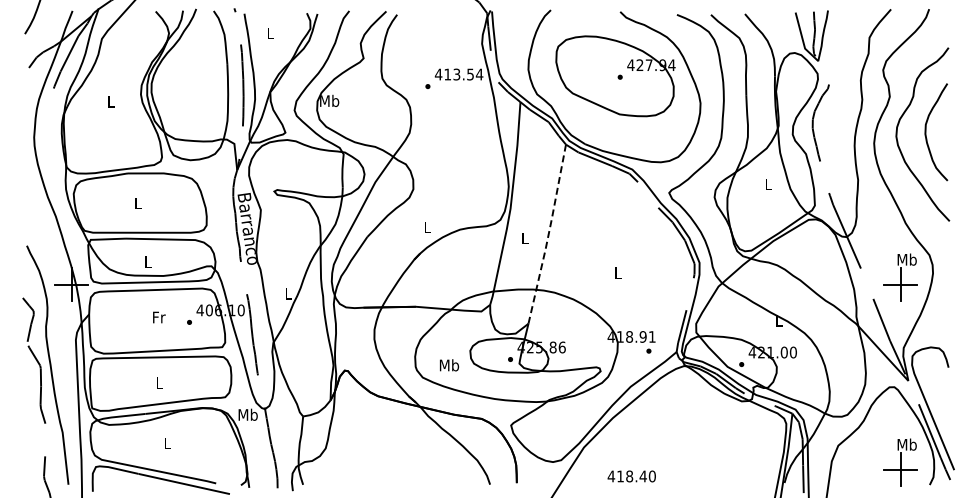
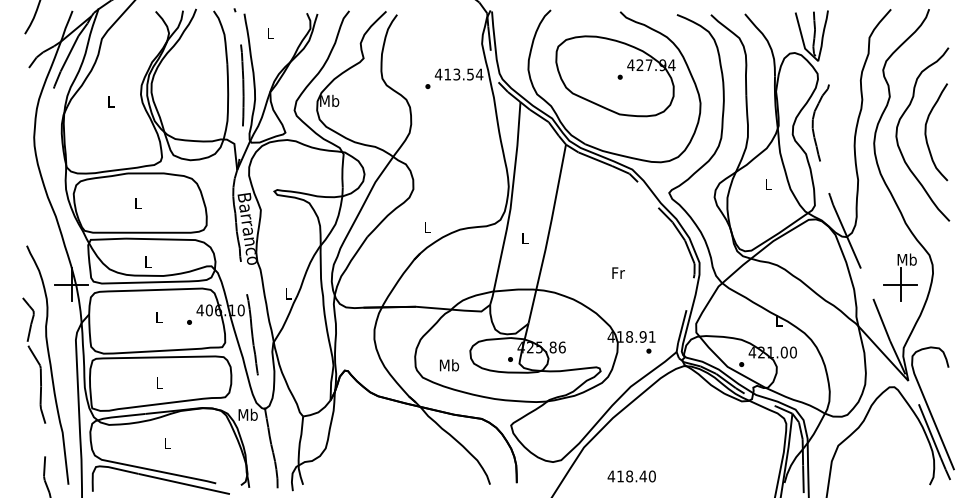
line: dashed -> solid (548, 233)
text: L -> Fr (618, 272)
text: Fr -> L (159, 317)
part: present -> none (900, 462)
